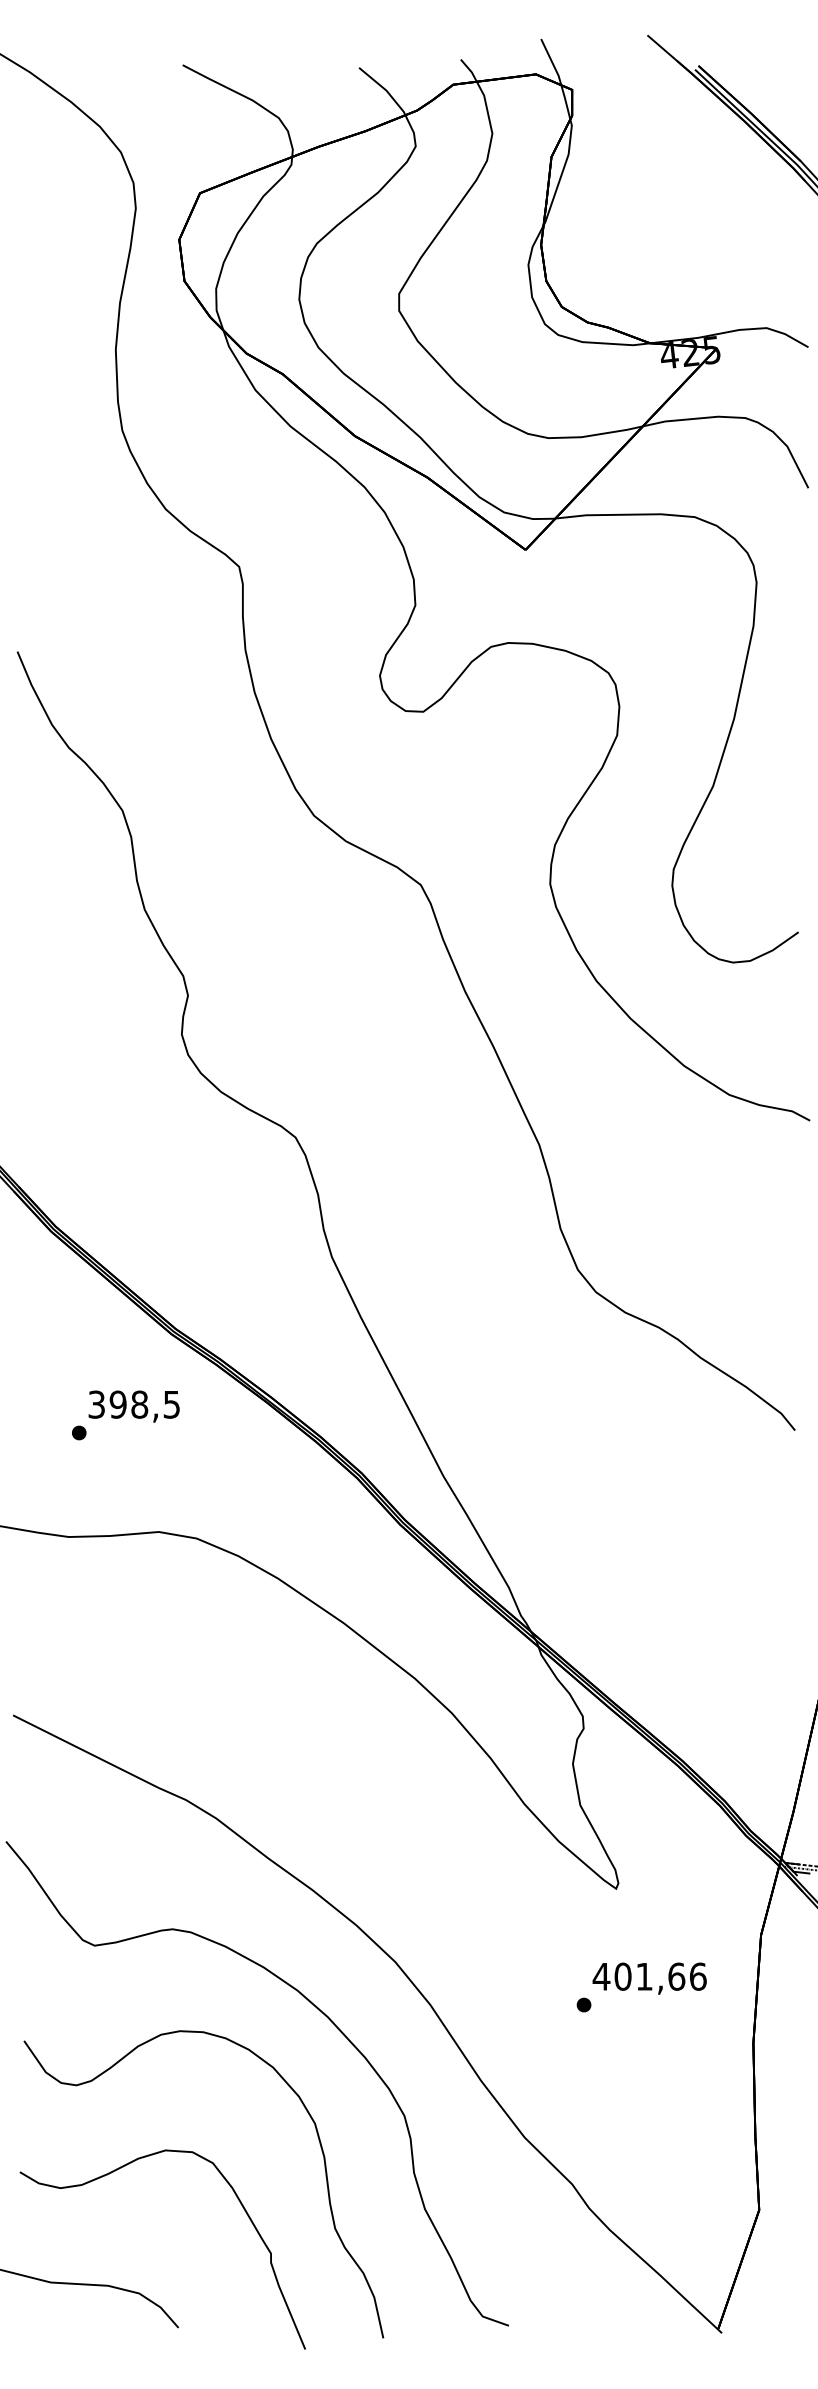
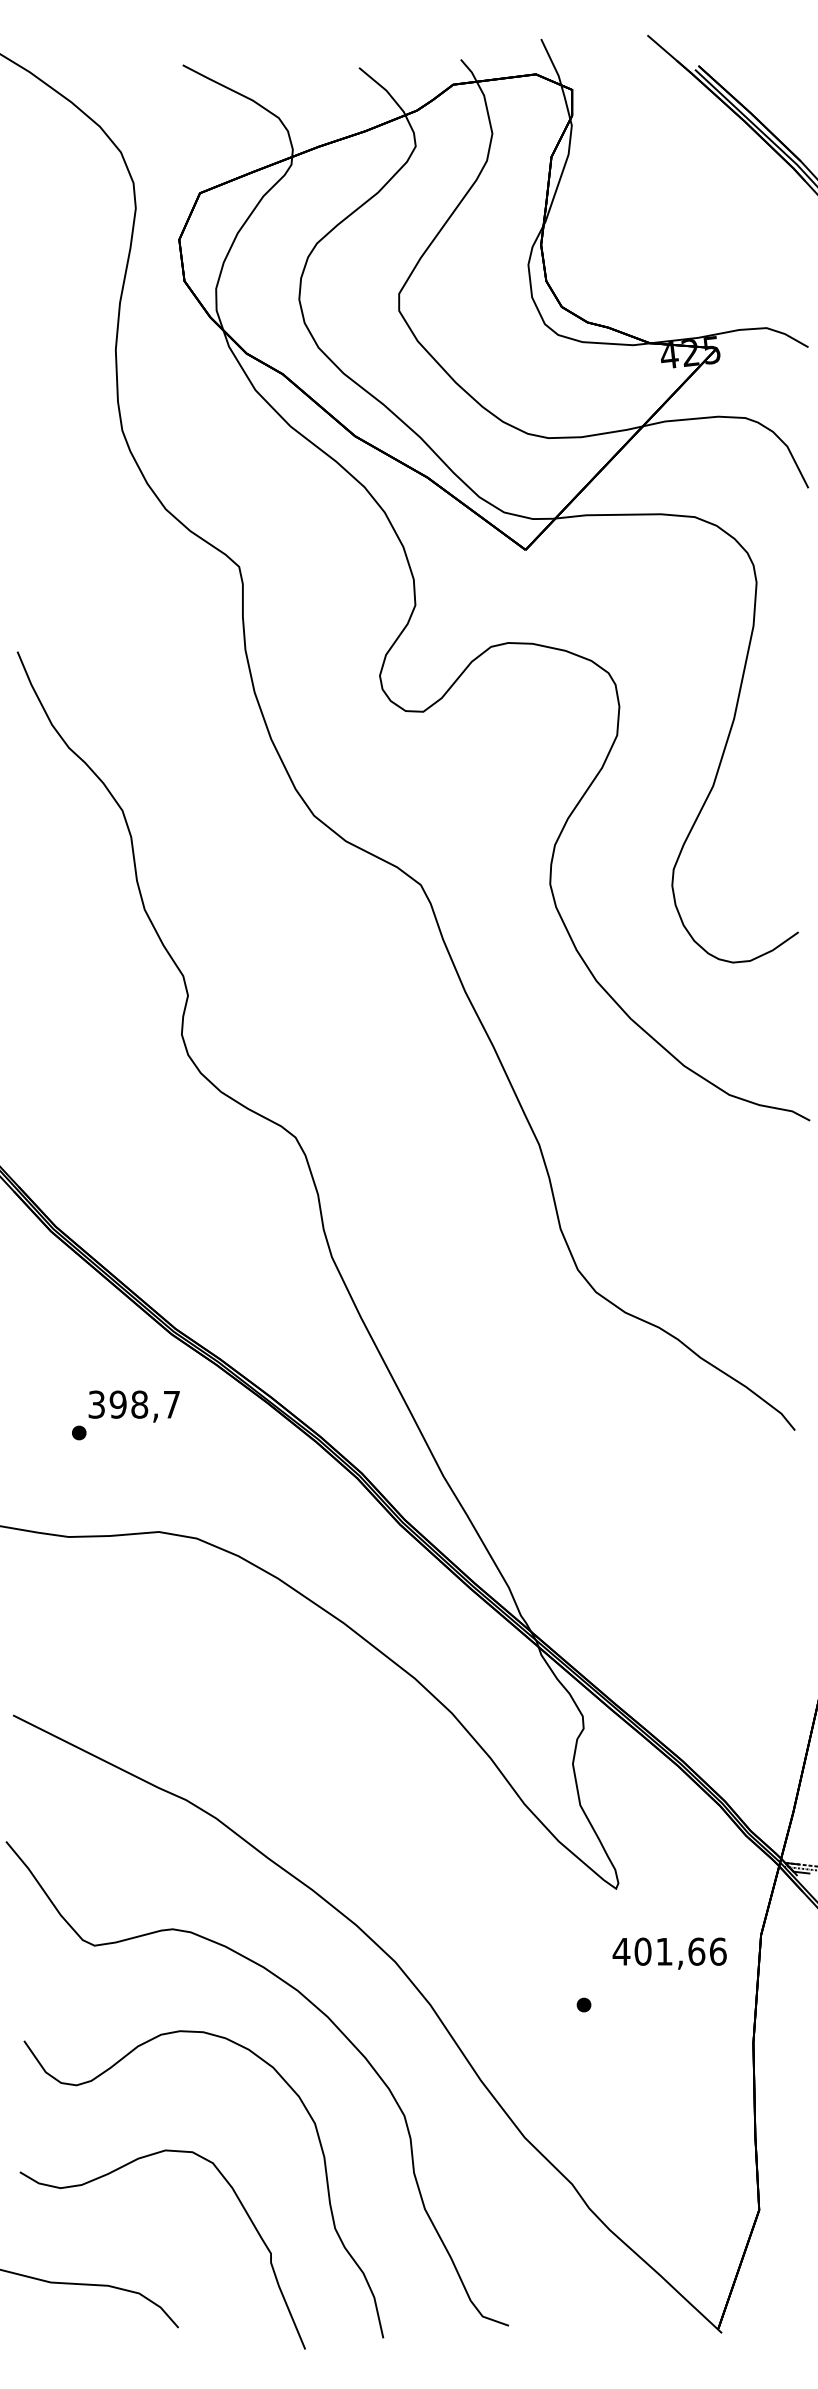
text: 398,5 -> 398,7 (171, 1404)
text position: (649, 1978) -> (669, 1953) (669, 1953)
